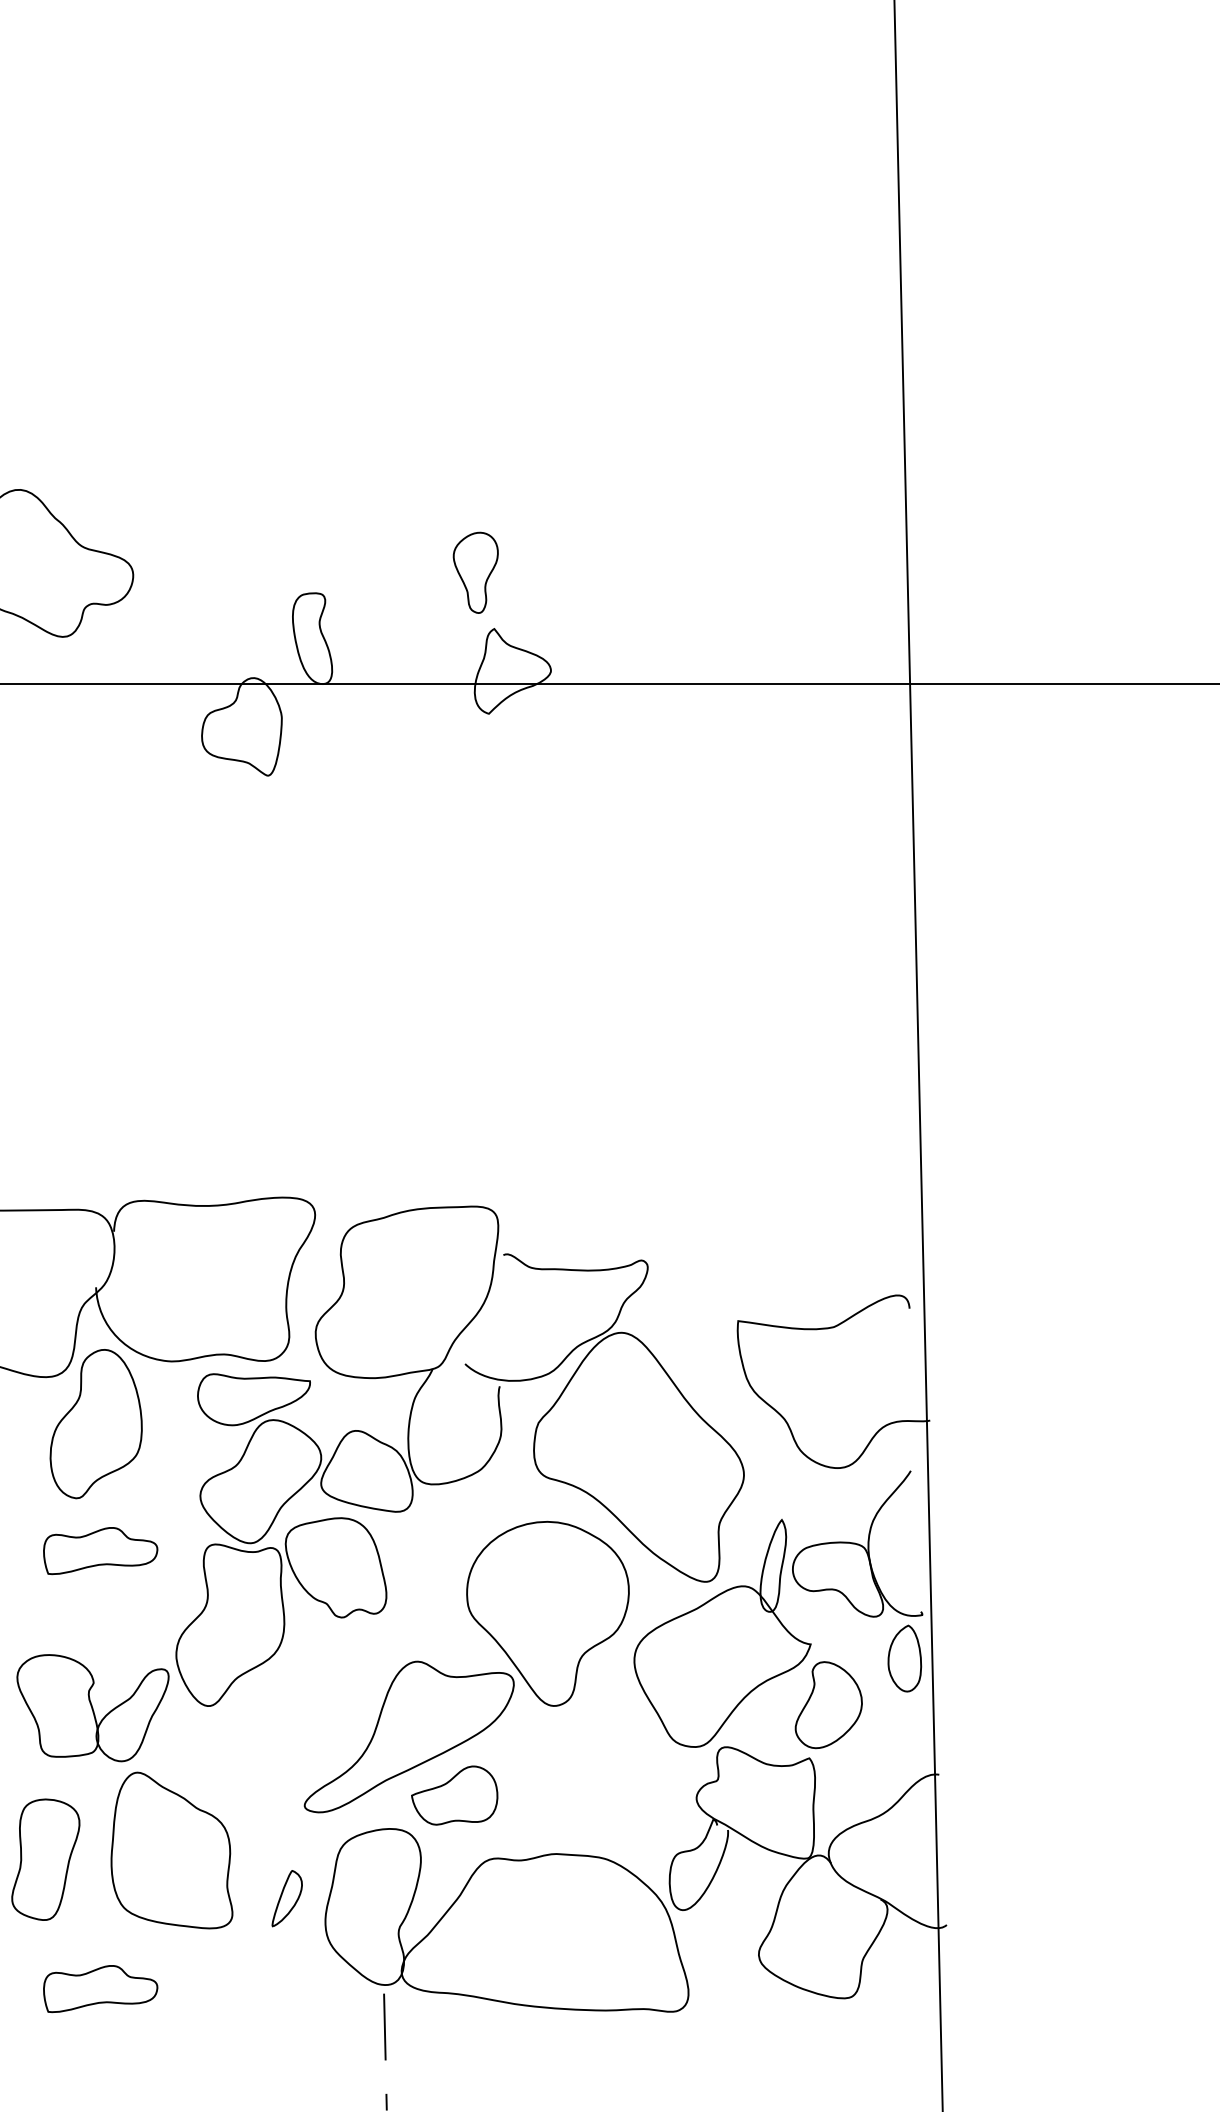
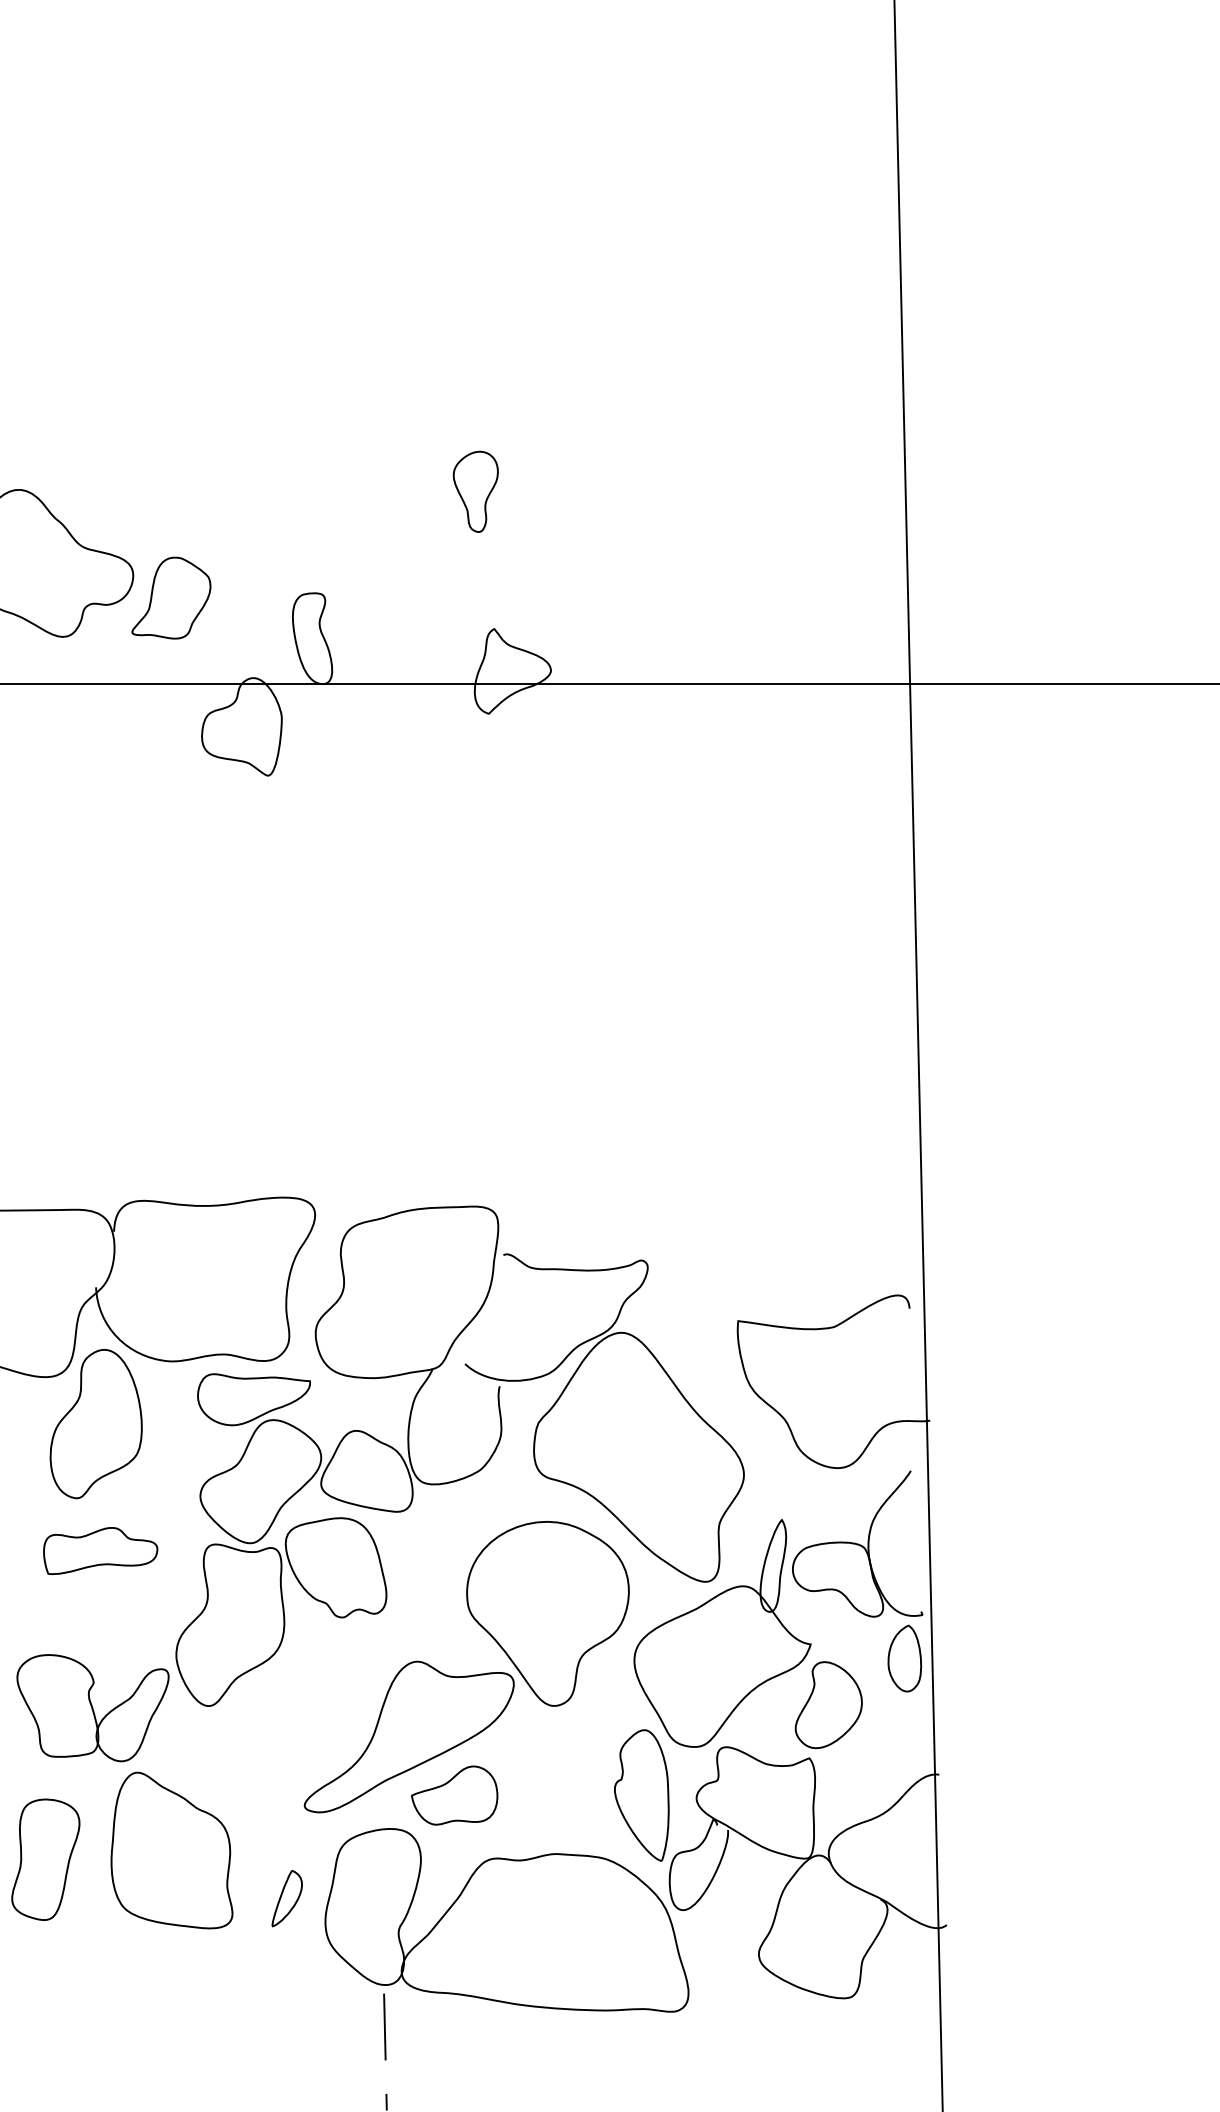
part position: (475, 572) -> (475, 491) (475, 491)
part: none -> present (171, 597)
part: none -> present (641, 1795)
part: present -> none (100, 1989)
